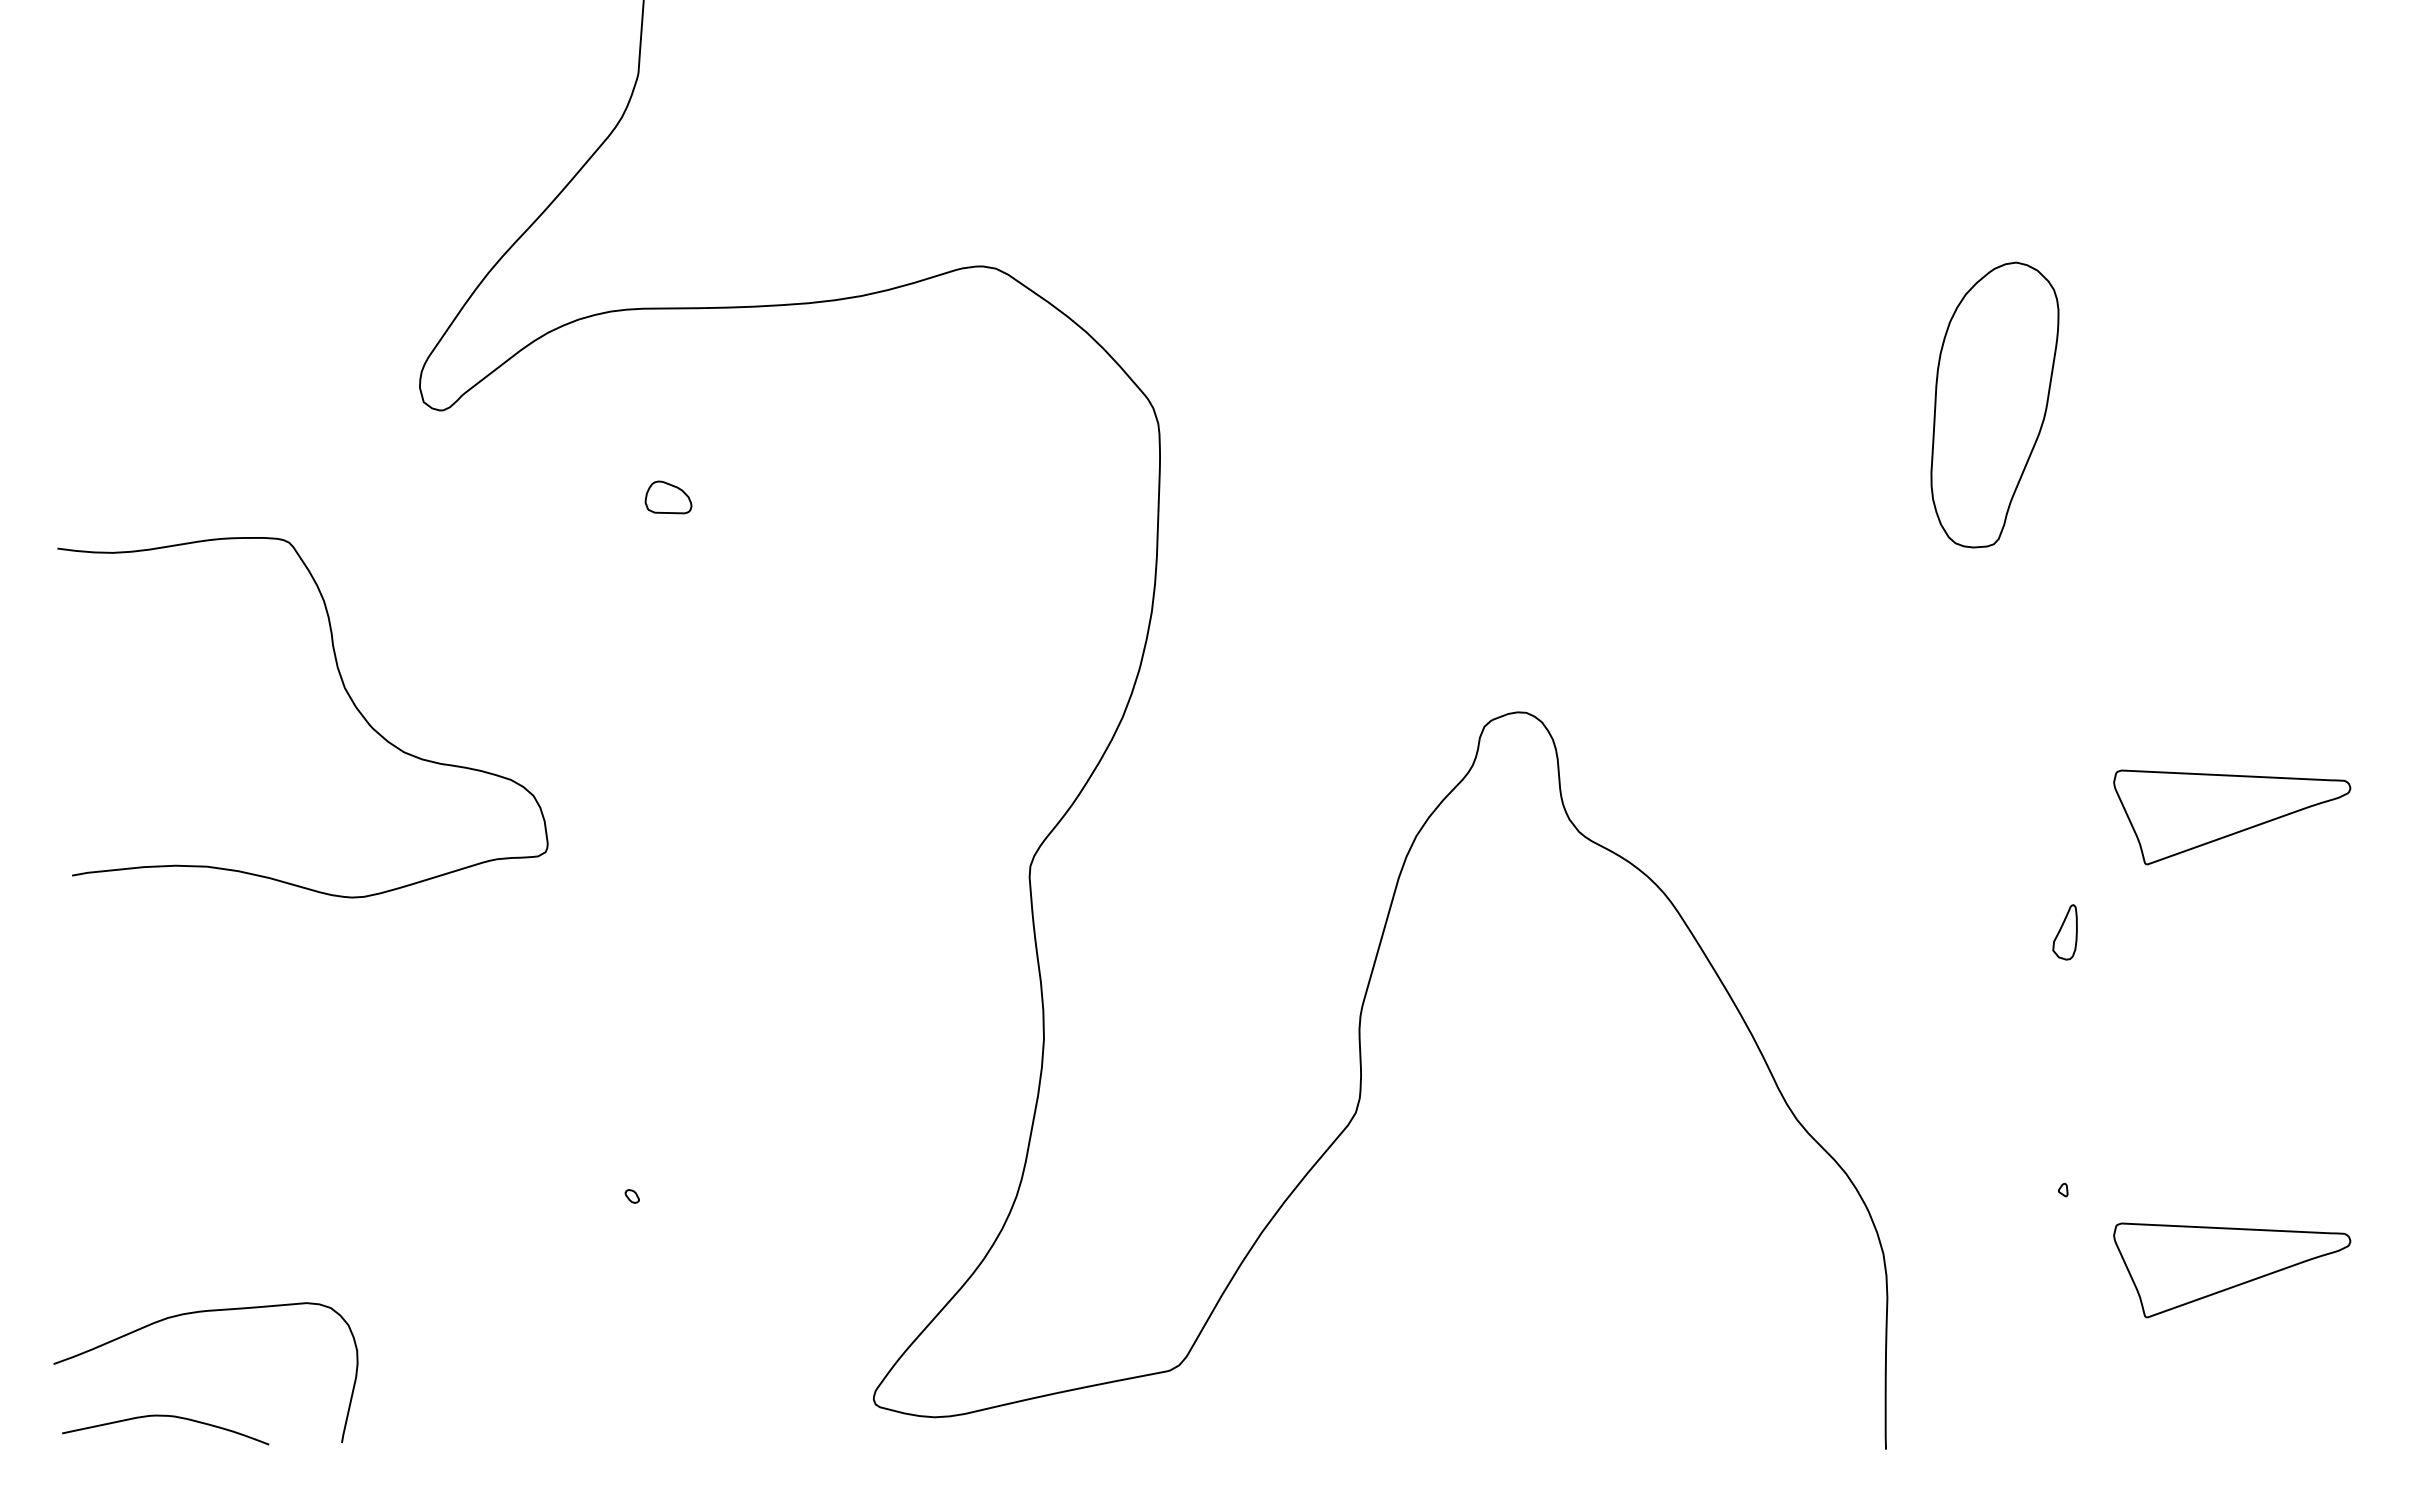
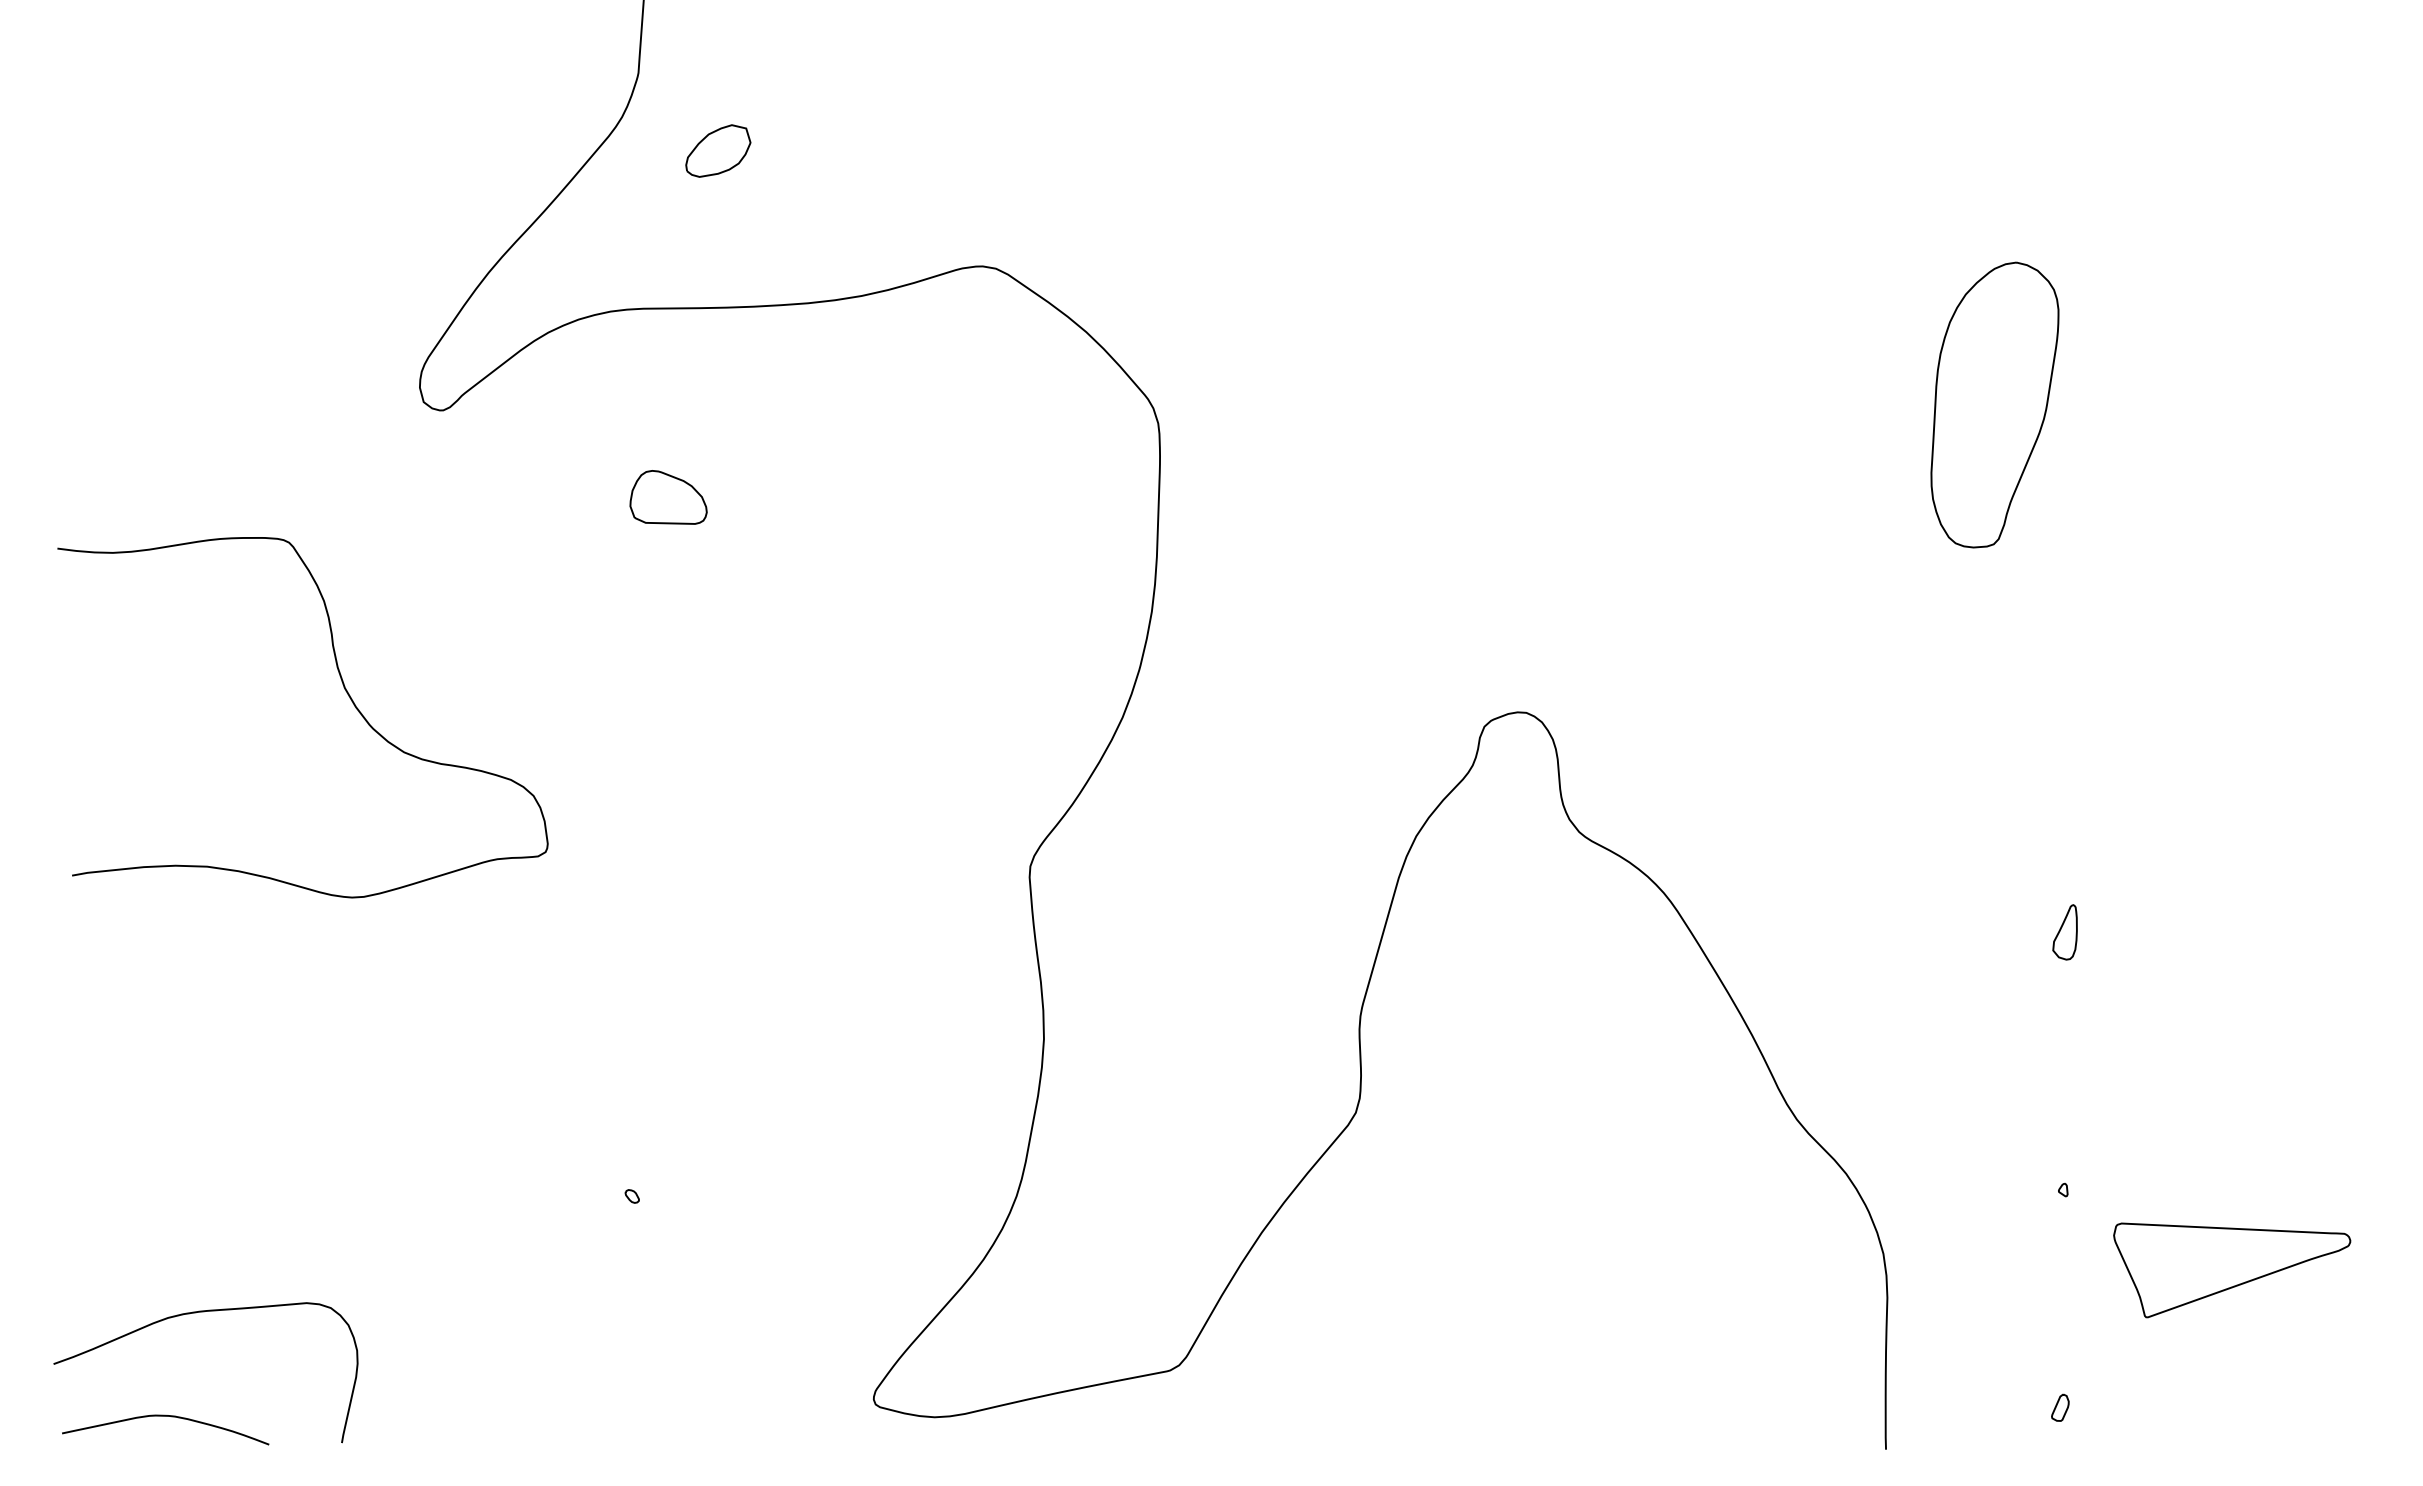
part: none -> present (718, 150)
part size: 49x35 px -> 79x55 px (668, 497)
part: present -> none (2232, 817)
part: none -> present (2060, 1407)
